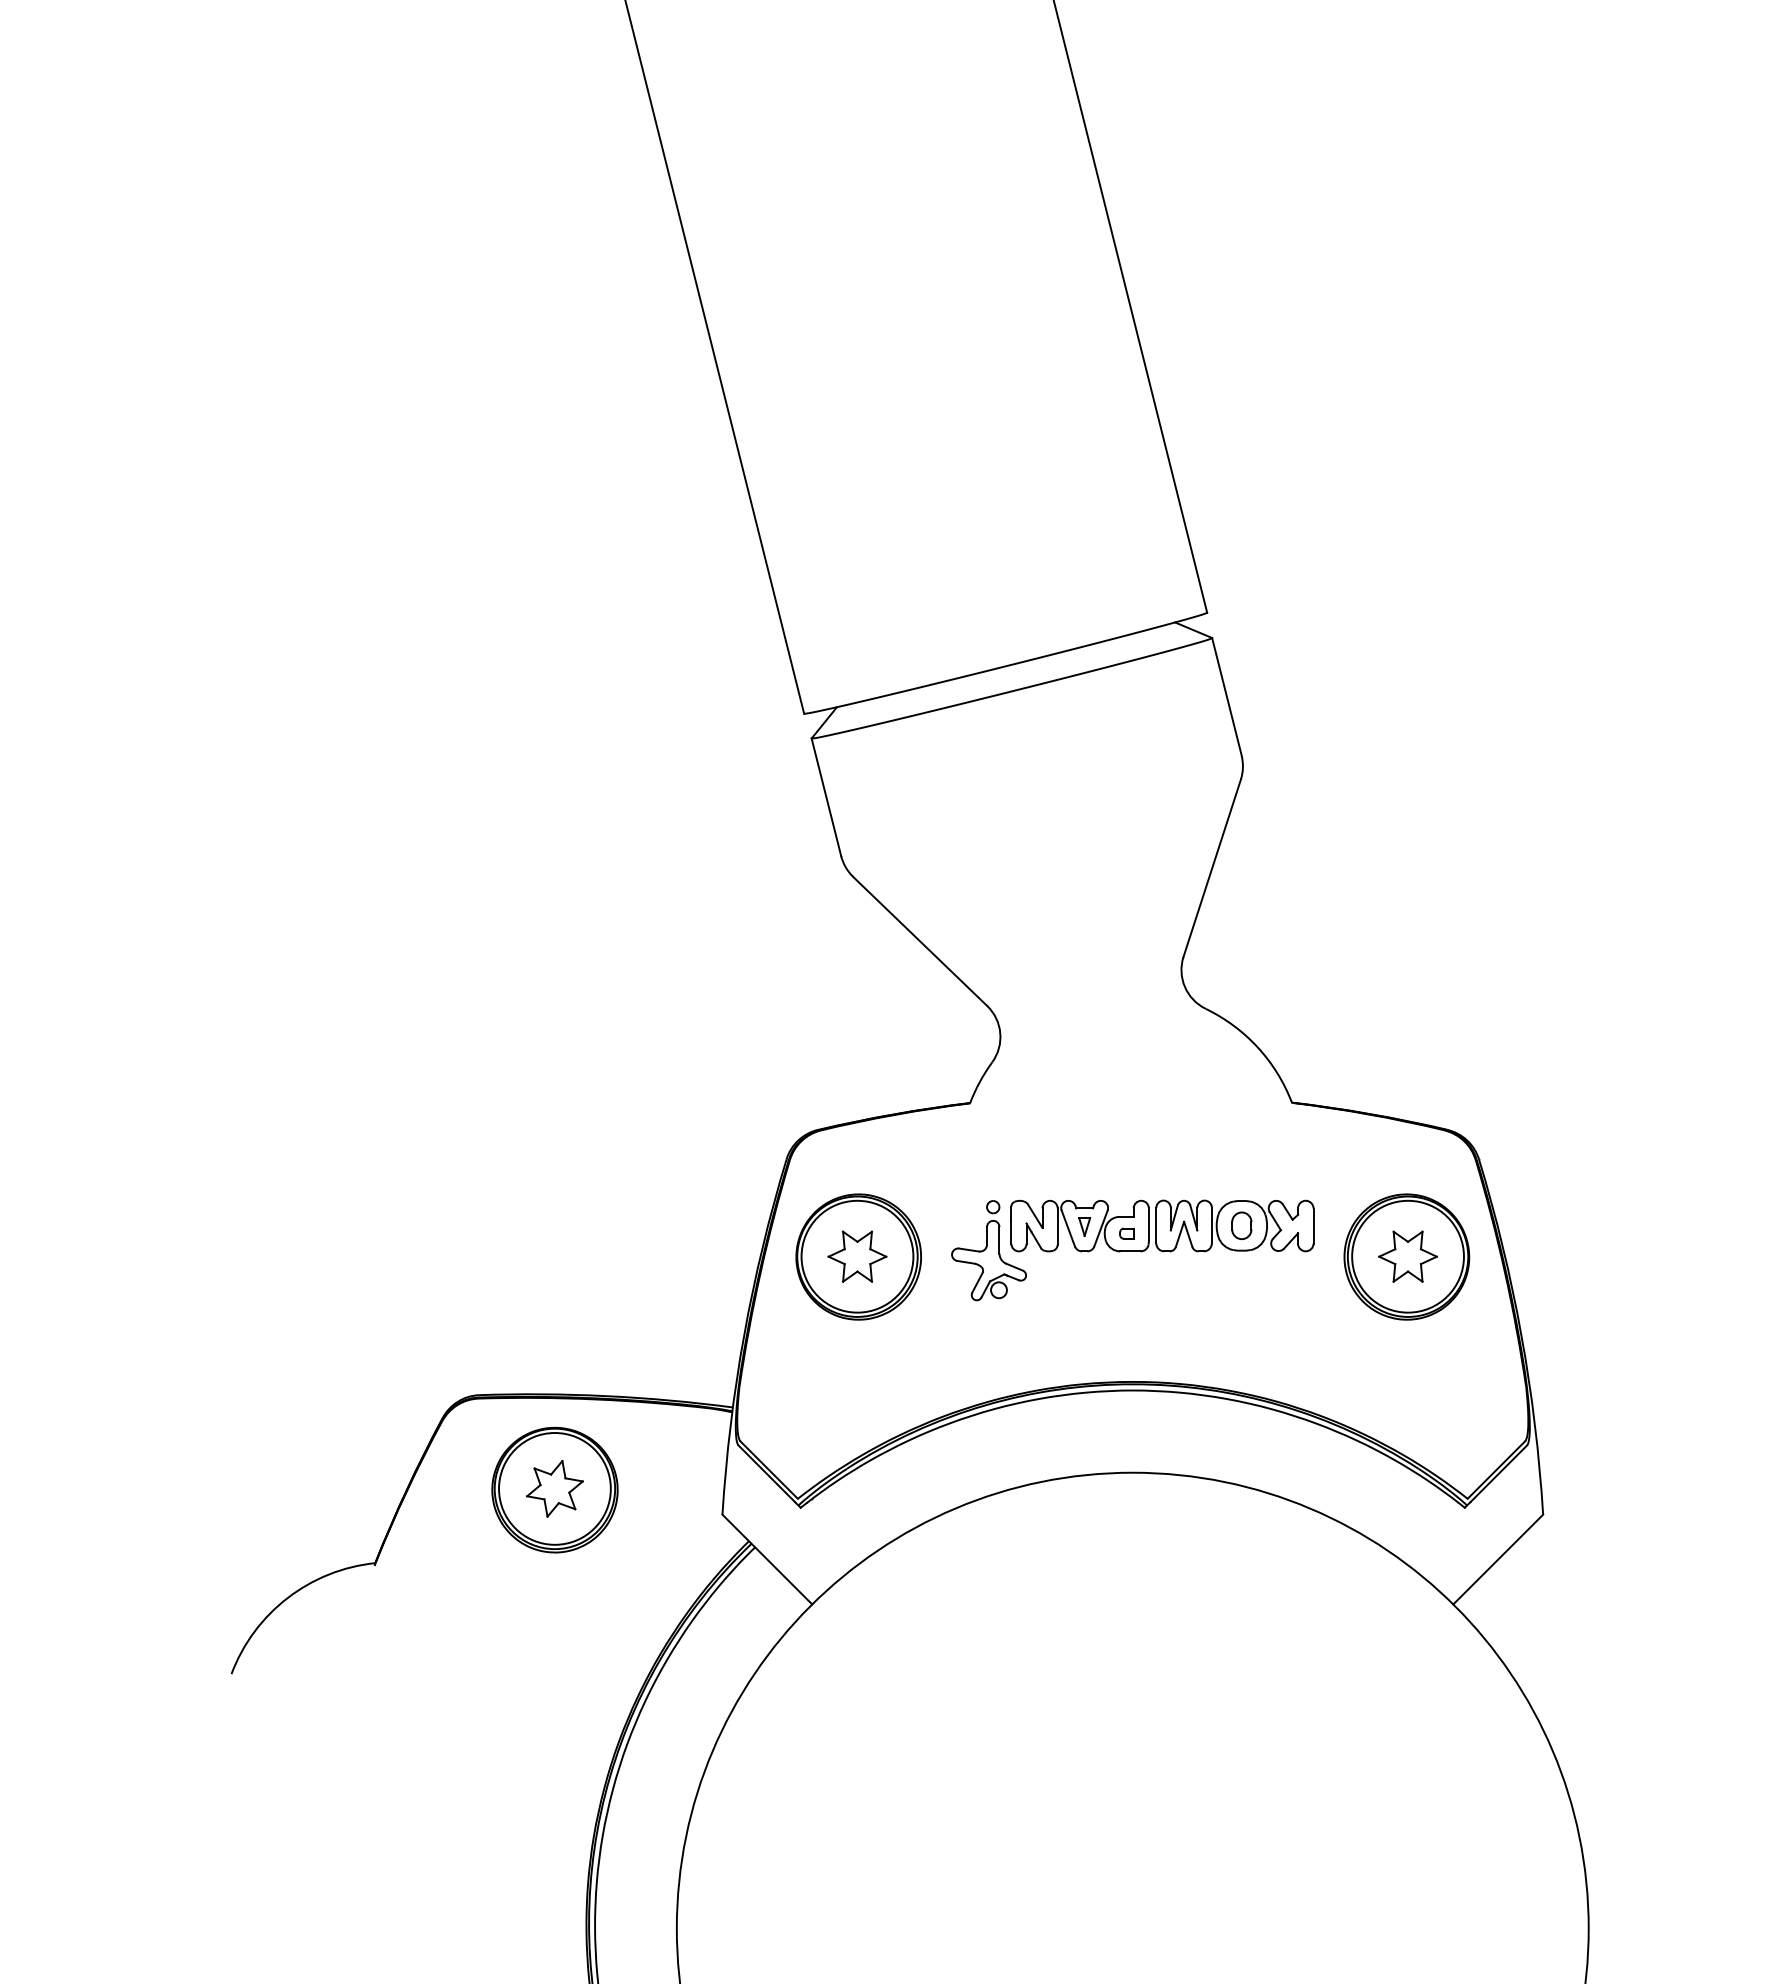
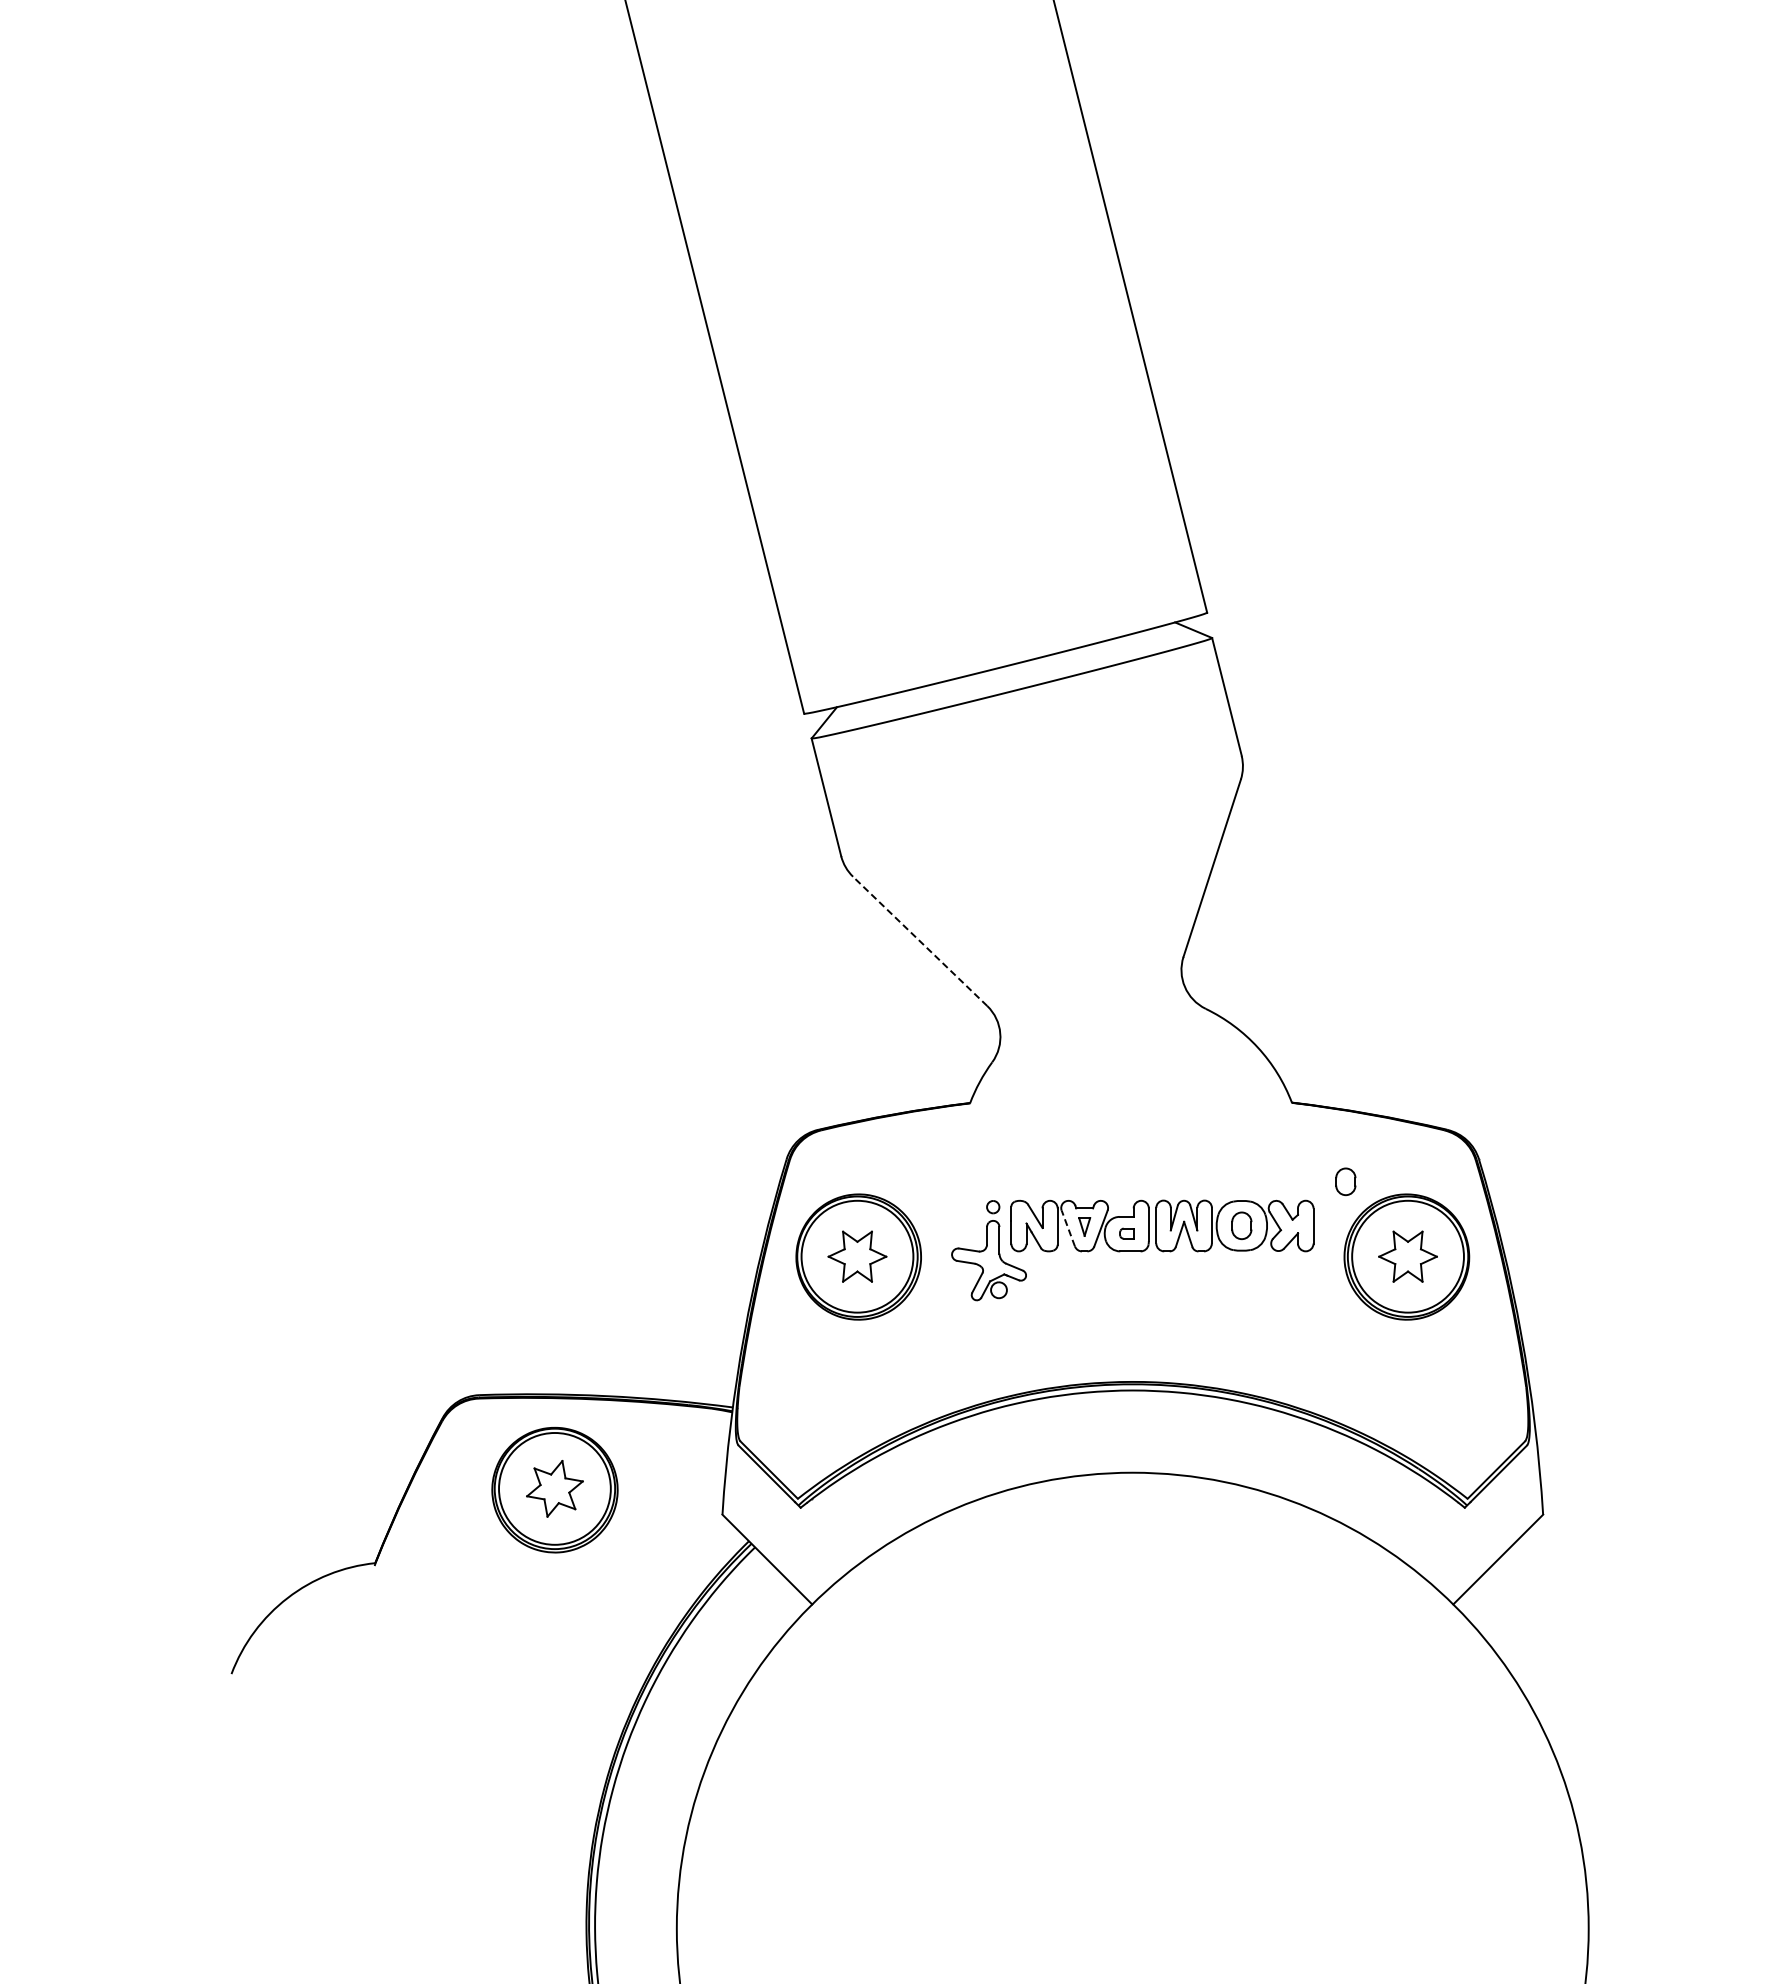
line: solid -> dashed (919, 941)
part: none -> present (1345, 1181)
line: solid -> dashed (1068, 1228)
